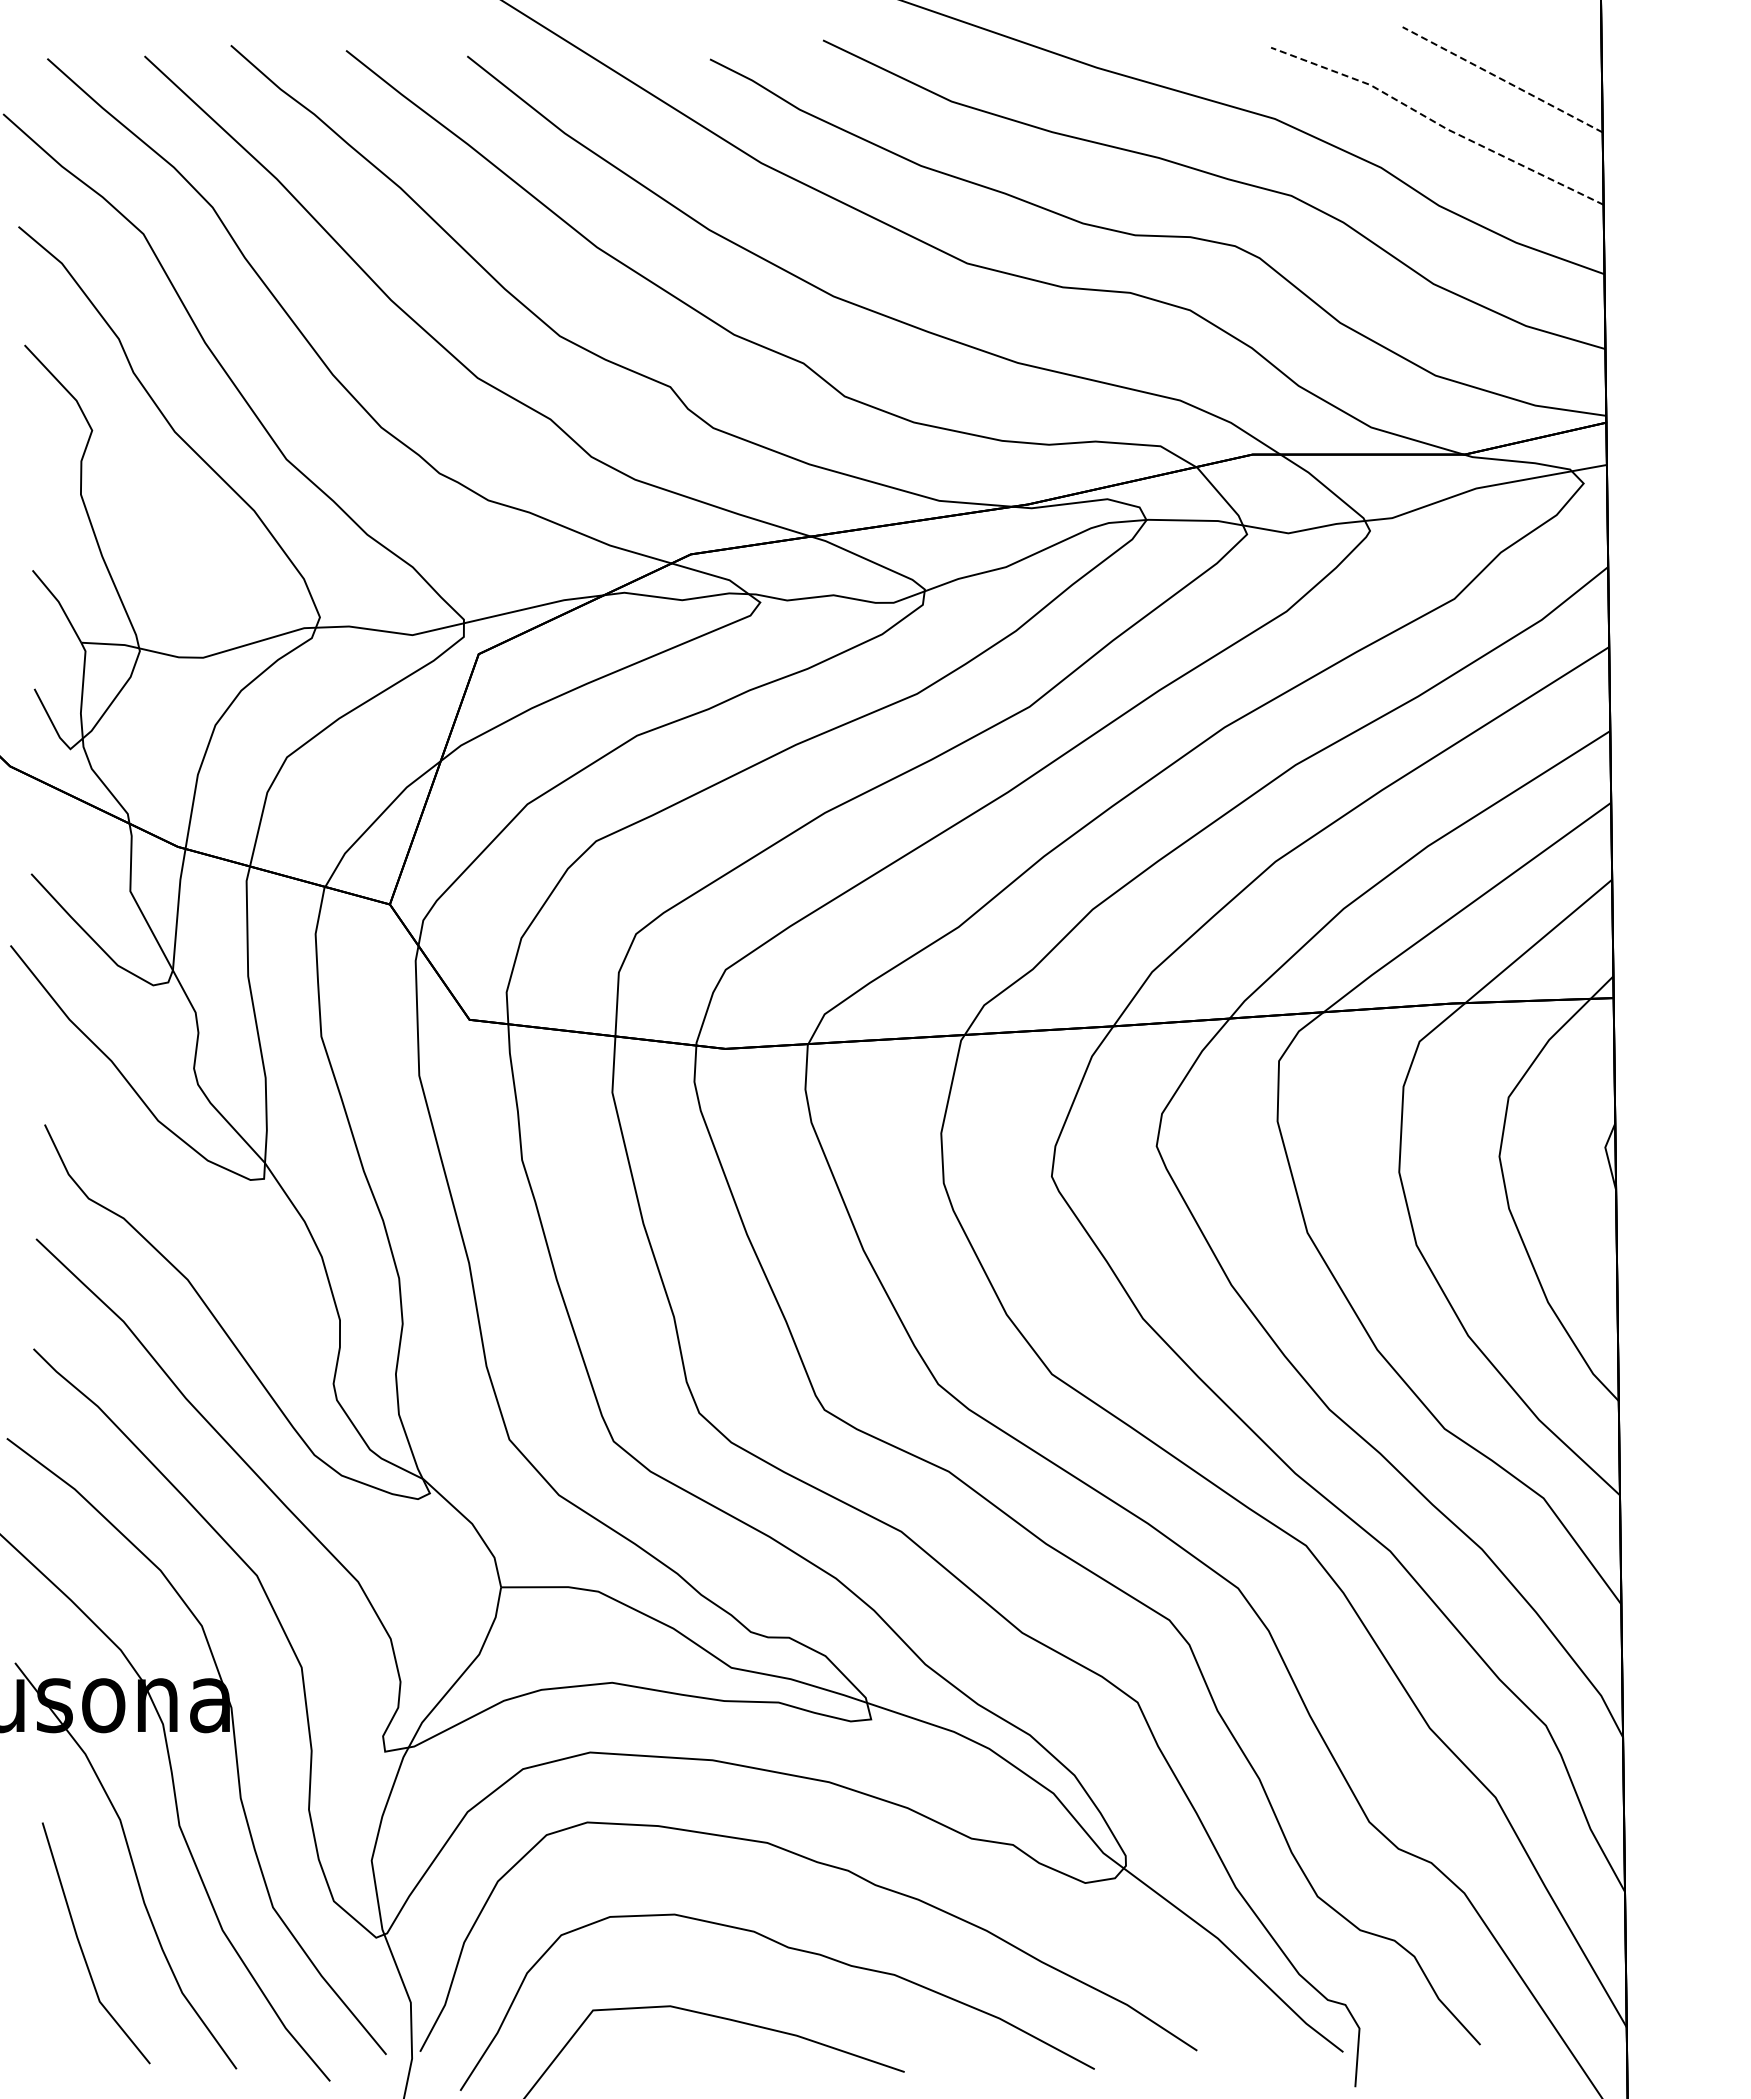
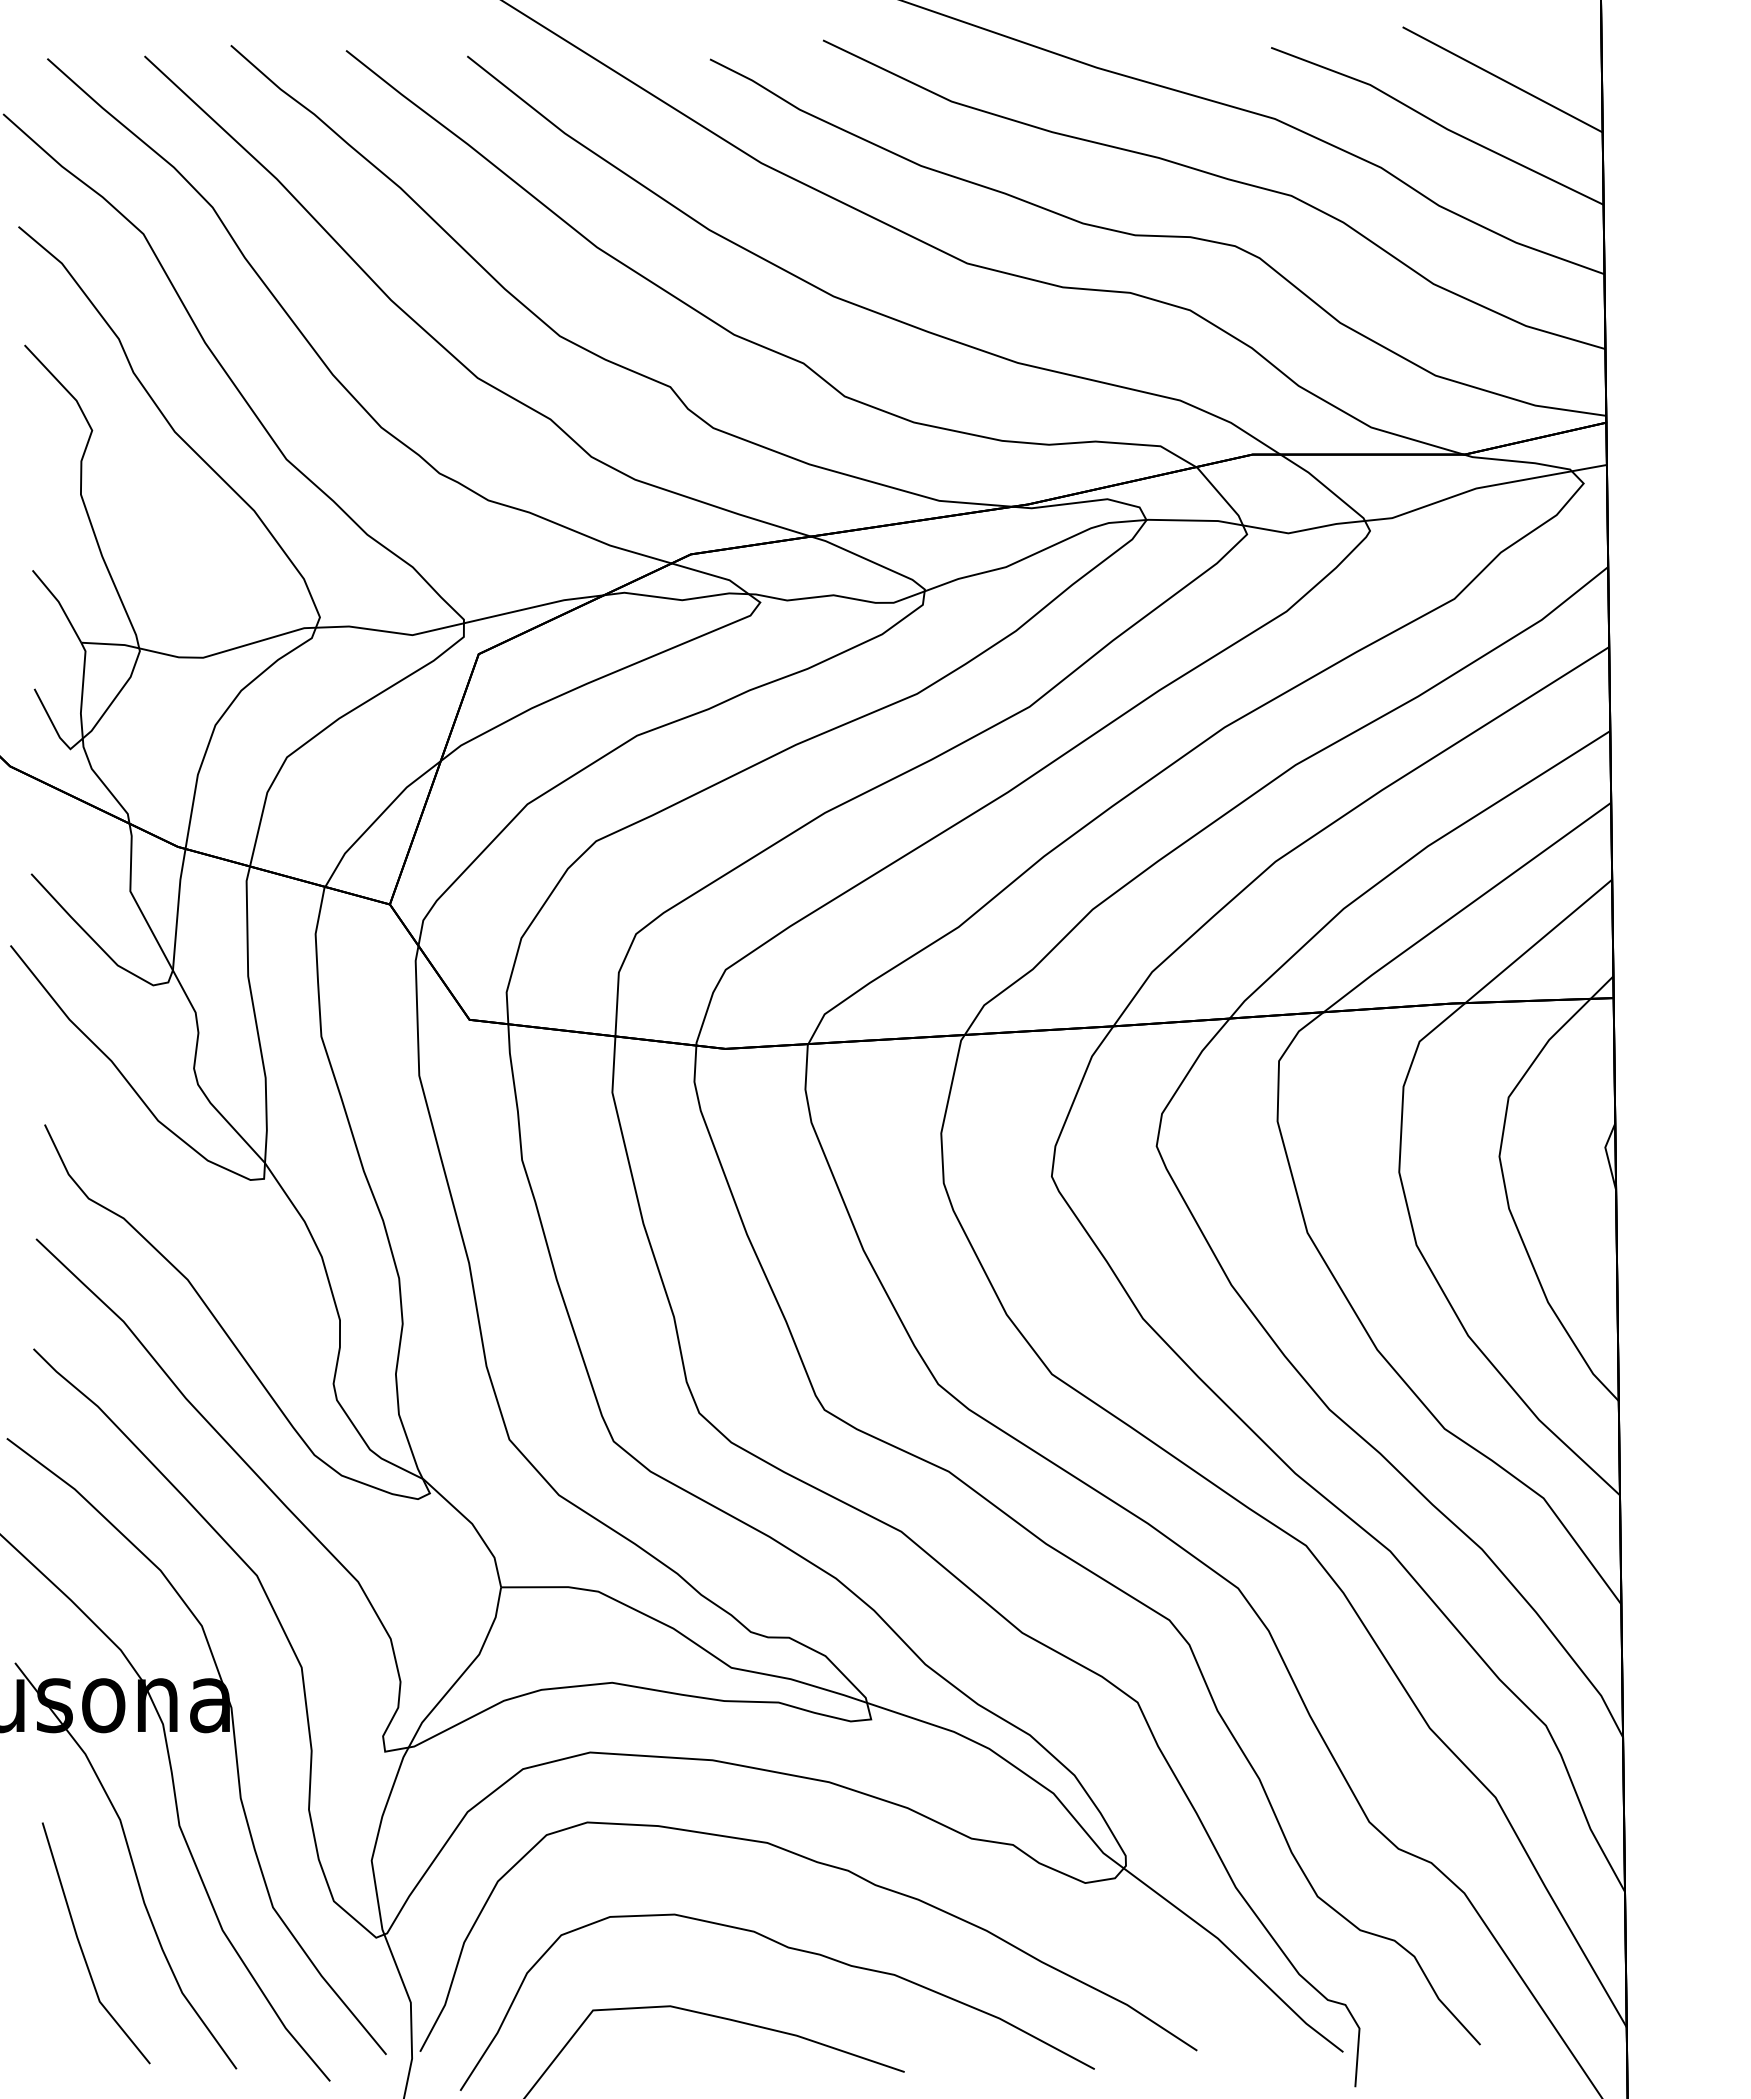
line: dashed -> solid (1502, 79)
line: dashed -> solid (1438, 123)
